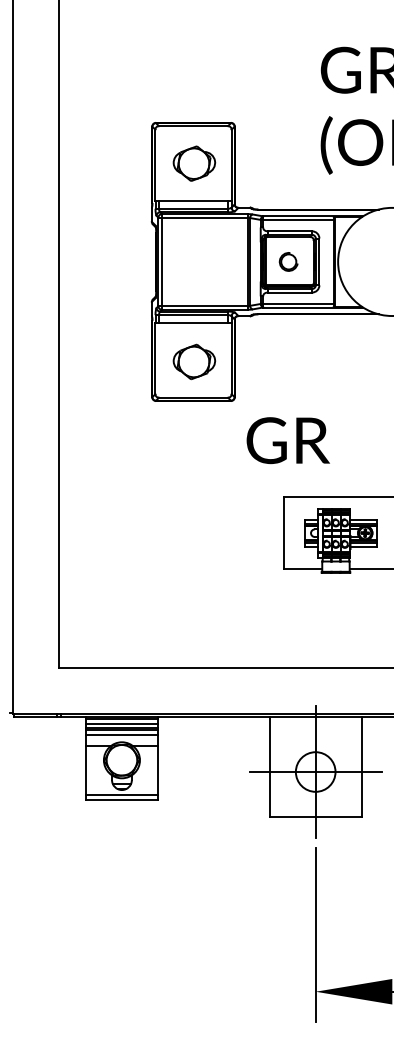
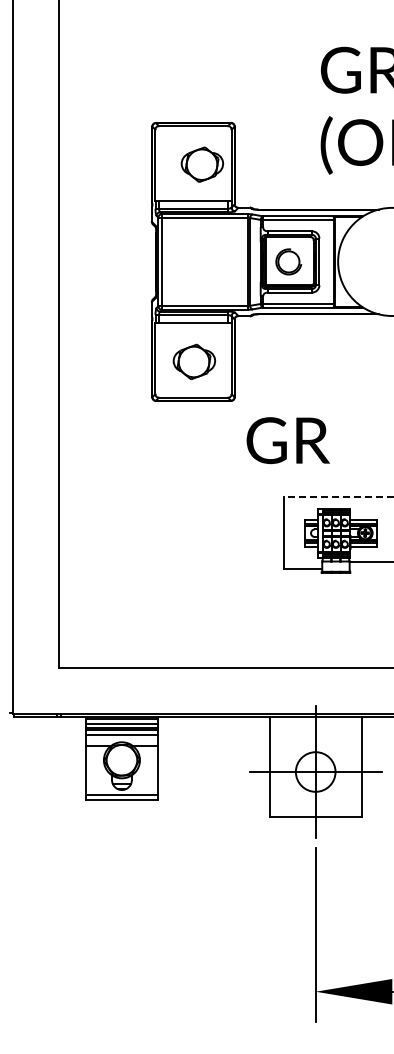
part position: (194, 163) -> (202, 164) (202, 164)
part size: 21x20 px -> 28x28 px (288, 261)
line: solid -> dashed (338, 497)
line position: (369, 569) -> (369, 562) (369, 562)
